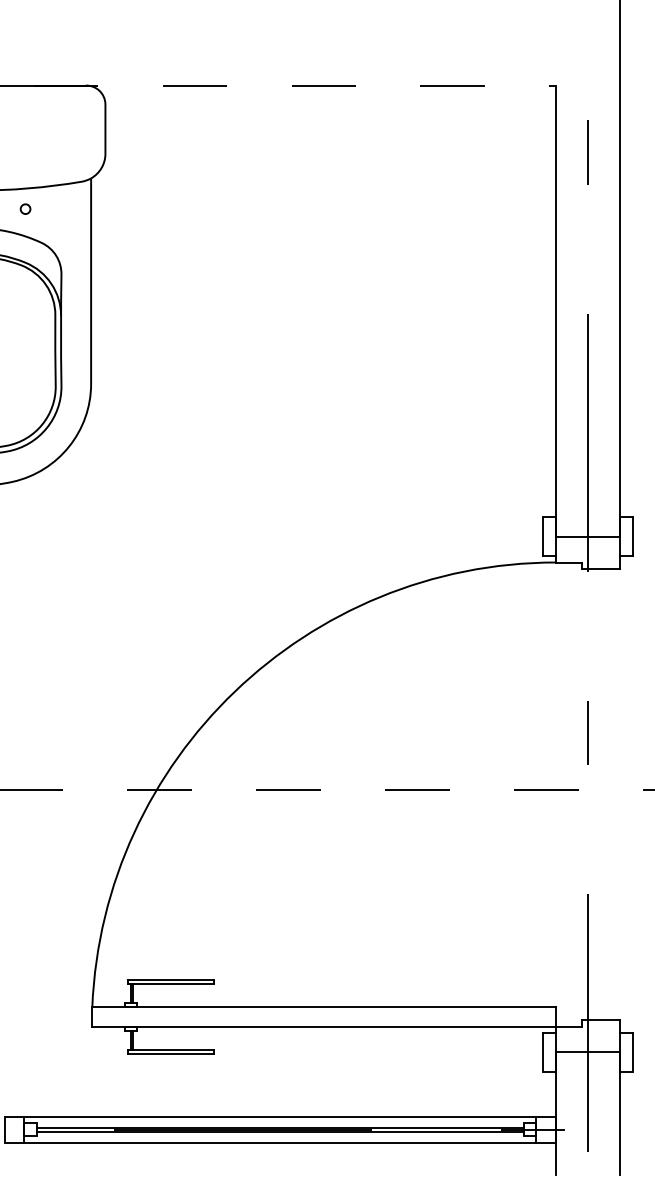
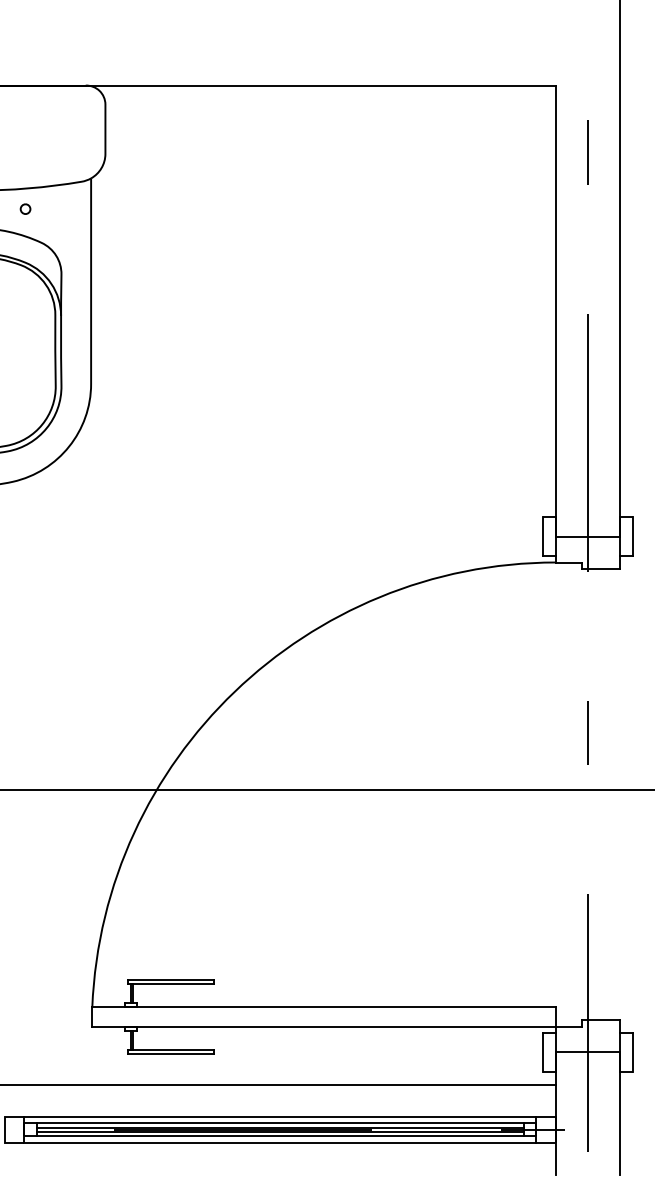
line: dashed -> solid (277, 85)
line: dashed -> solid (327, 790)
line: none -> present (278, 1084)
line: none -> present (279, 1123)
line: none -> present (279, 1136)
